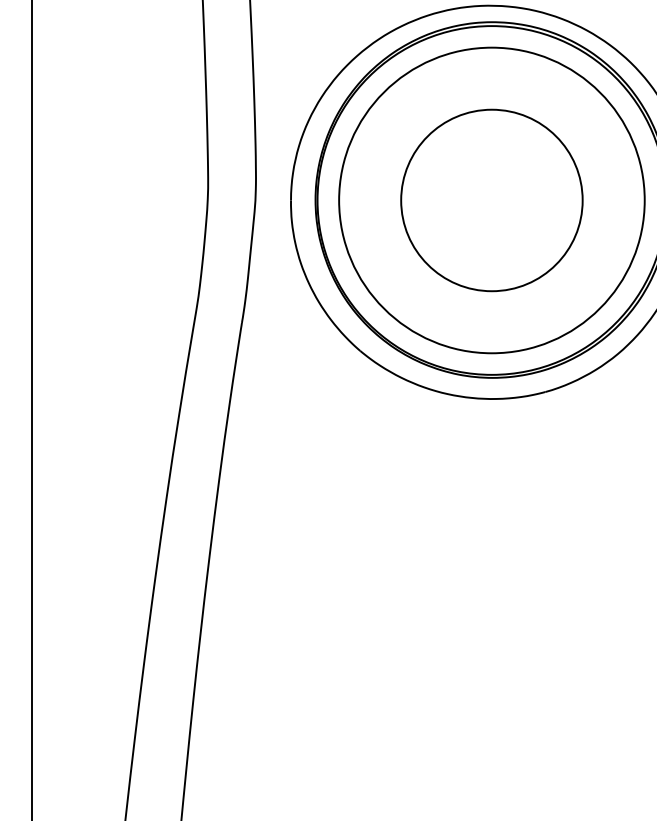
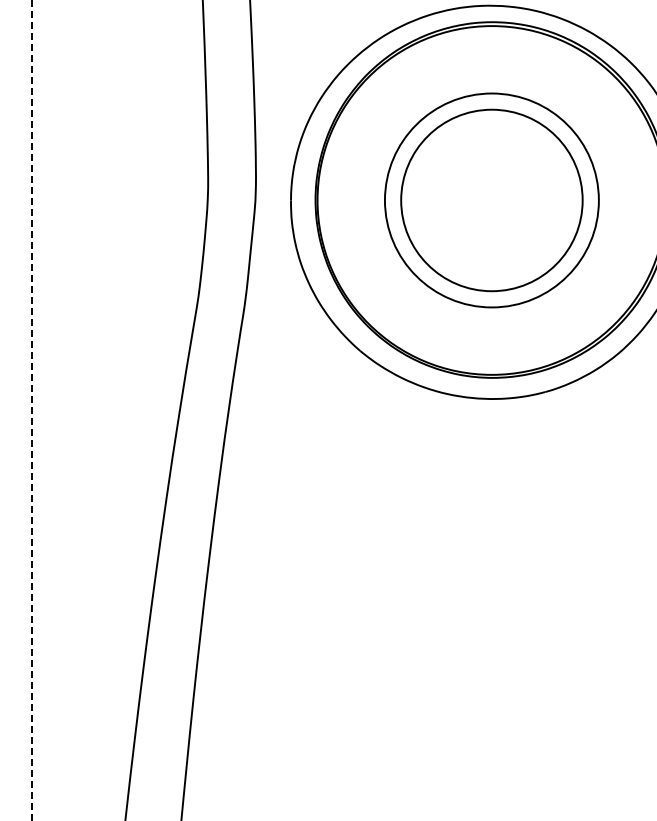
circle diameter: 306 px -> 214 px (491, 200)
line: solid -> dashed (31, 410)
